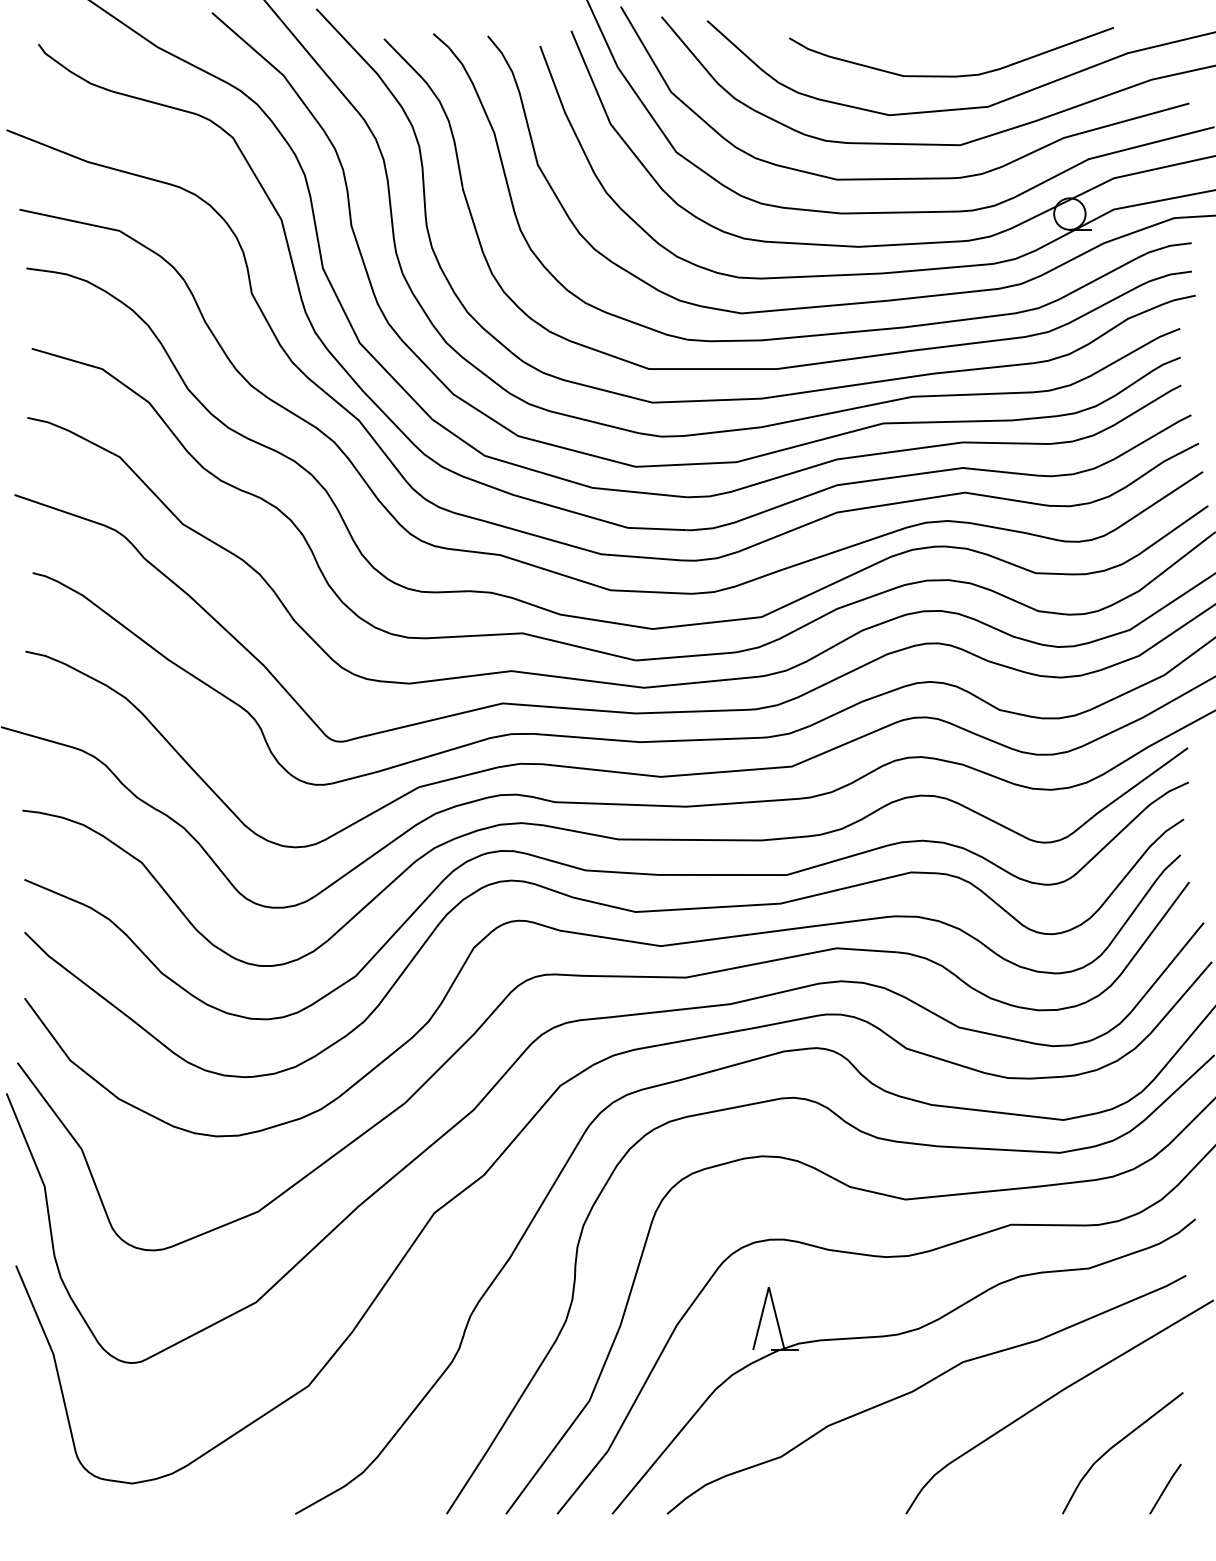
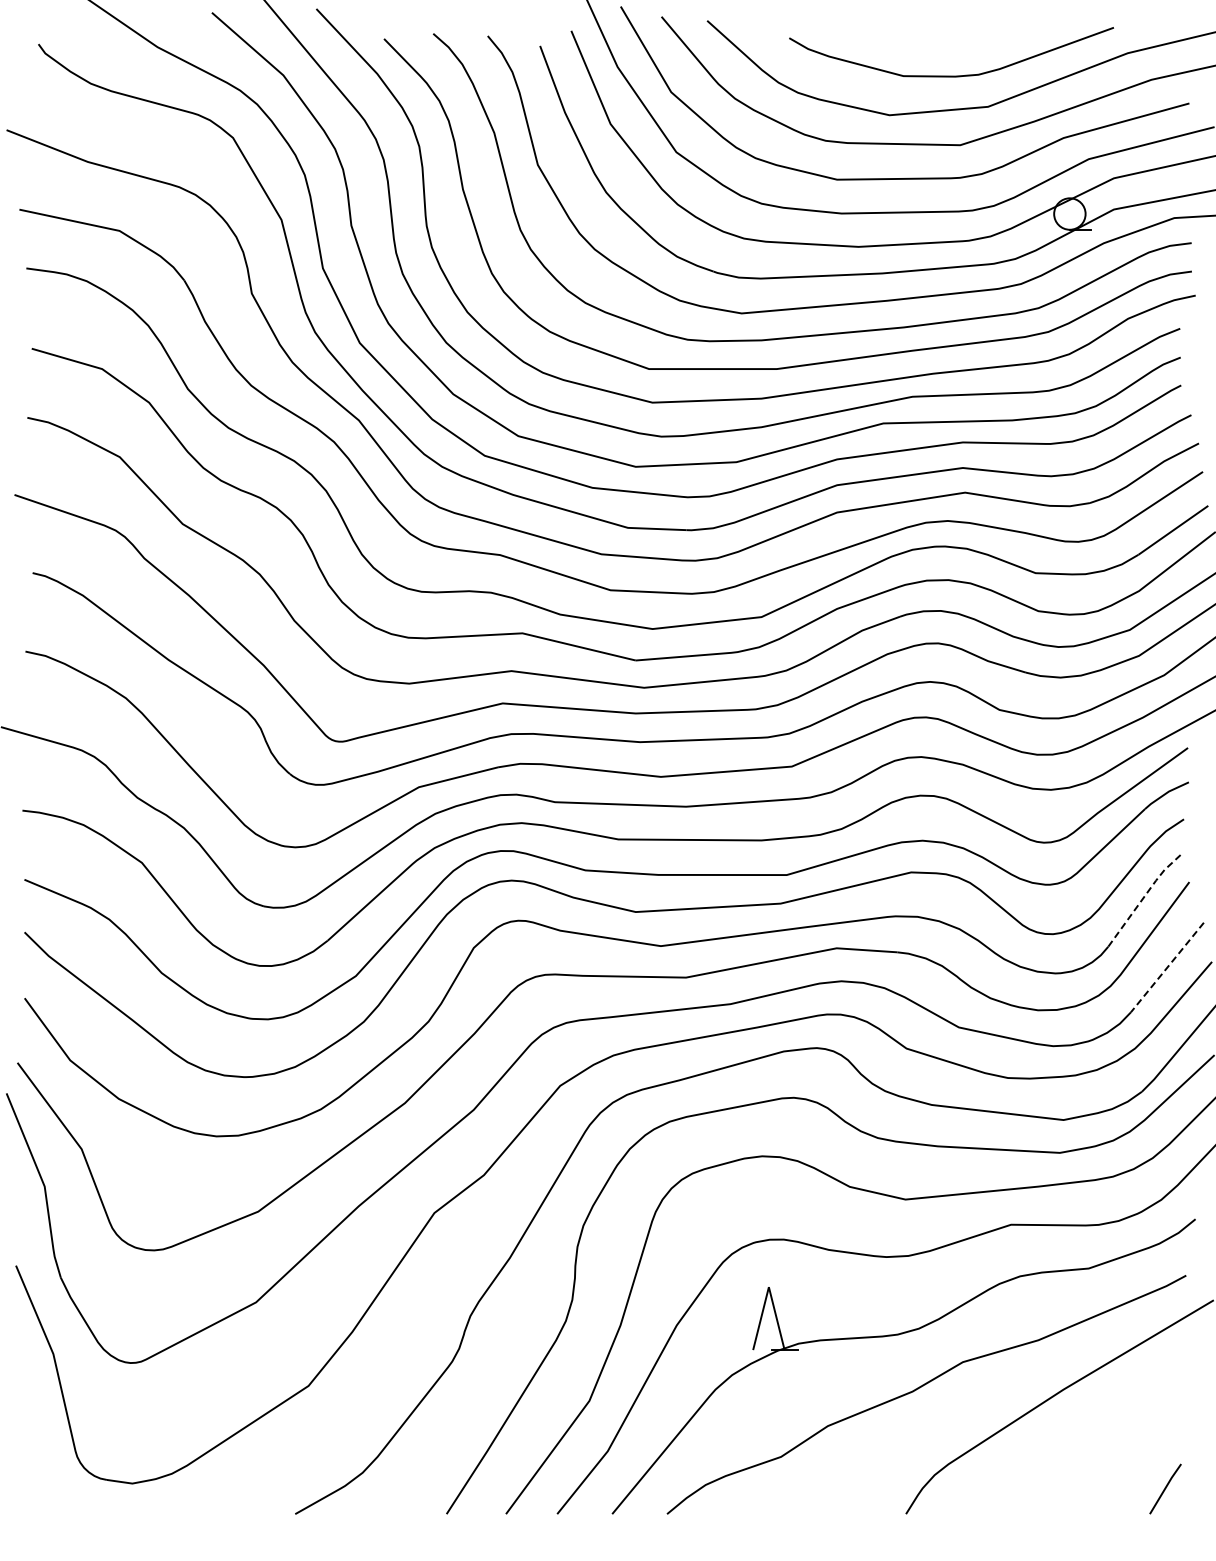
line: solid -> dashed (1143, 898)
line: solid -> dashed (1167, 967)
curve: present -> none (1115, 1446)
